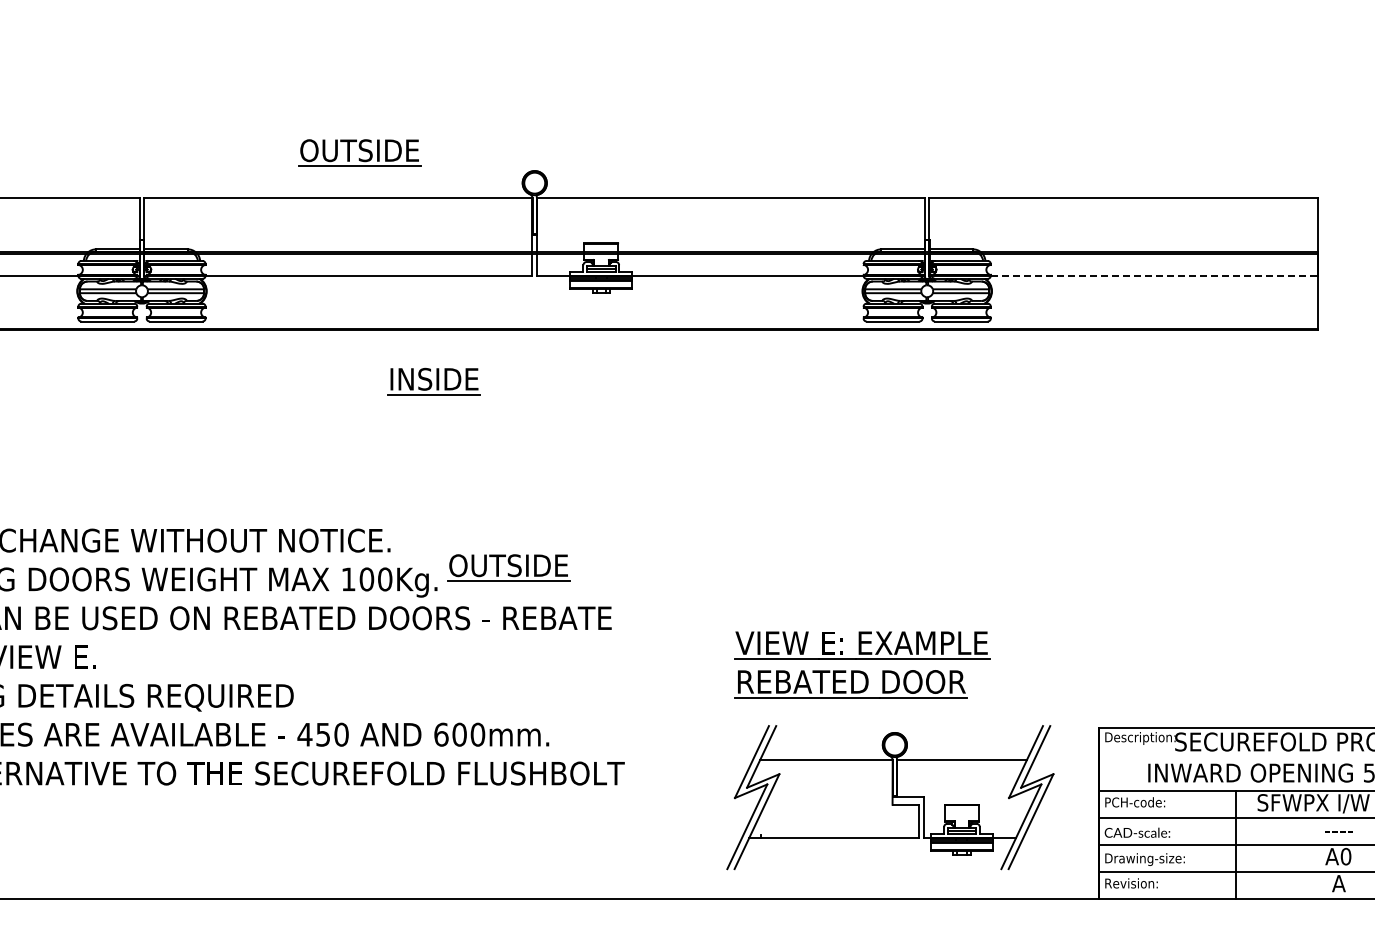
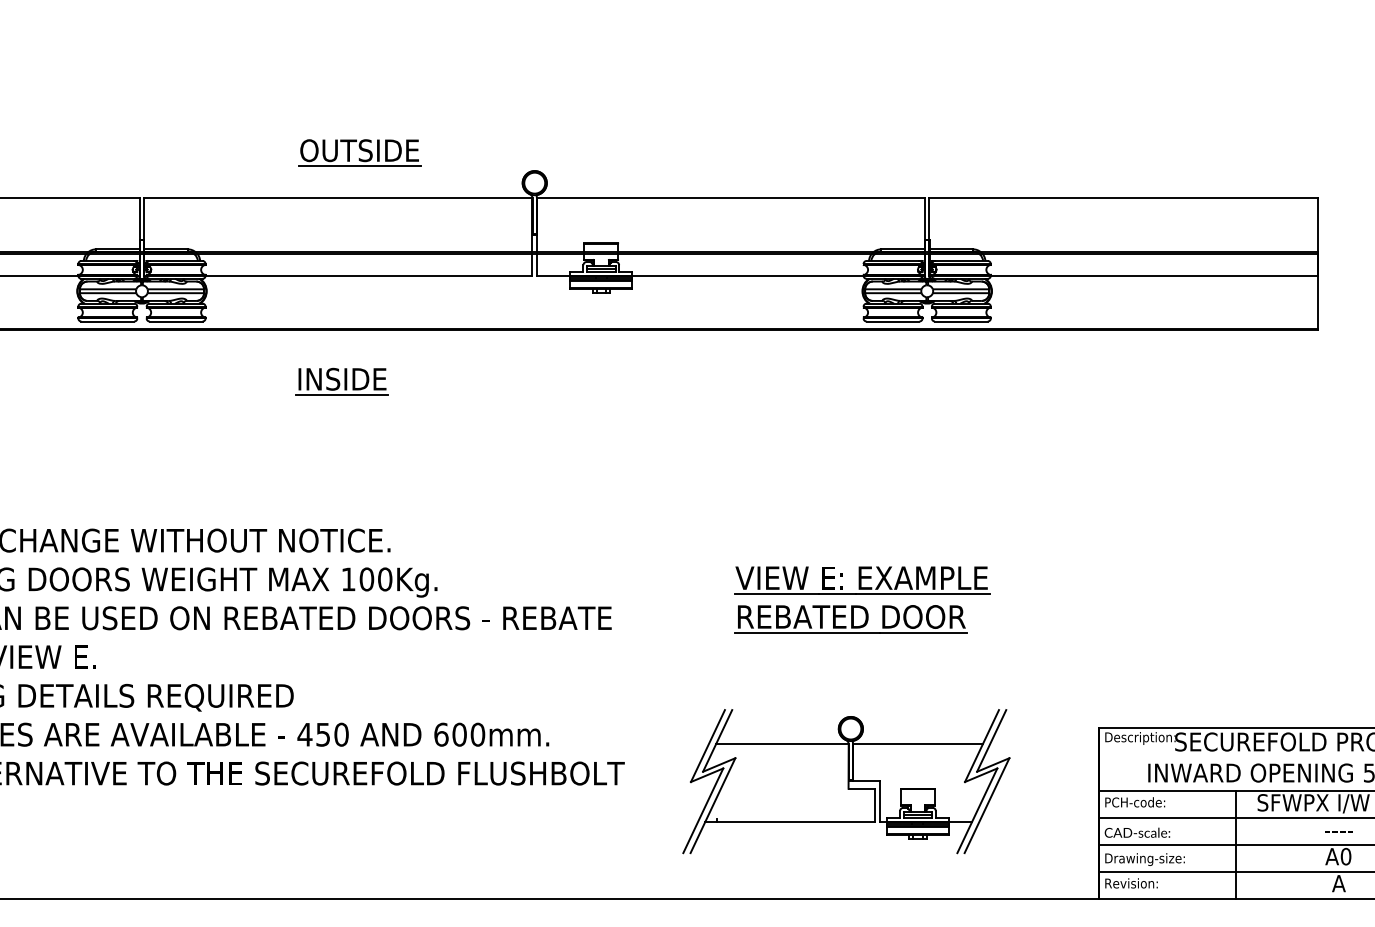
line: dashed -> solid (1154, 276)
part position: (433, 381) -> (341, 381) (341, 381)
part: present -> none (508, 567)
part position: (862, 664) -> (862, 599) (862, 599)
part position: (890, 797) -> (846, 781) (846, 781)
